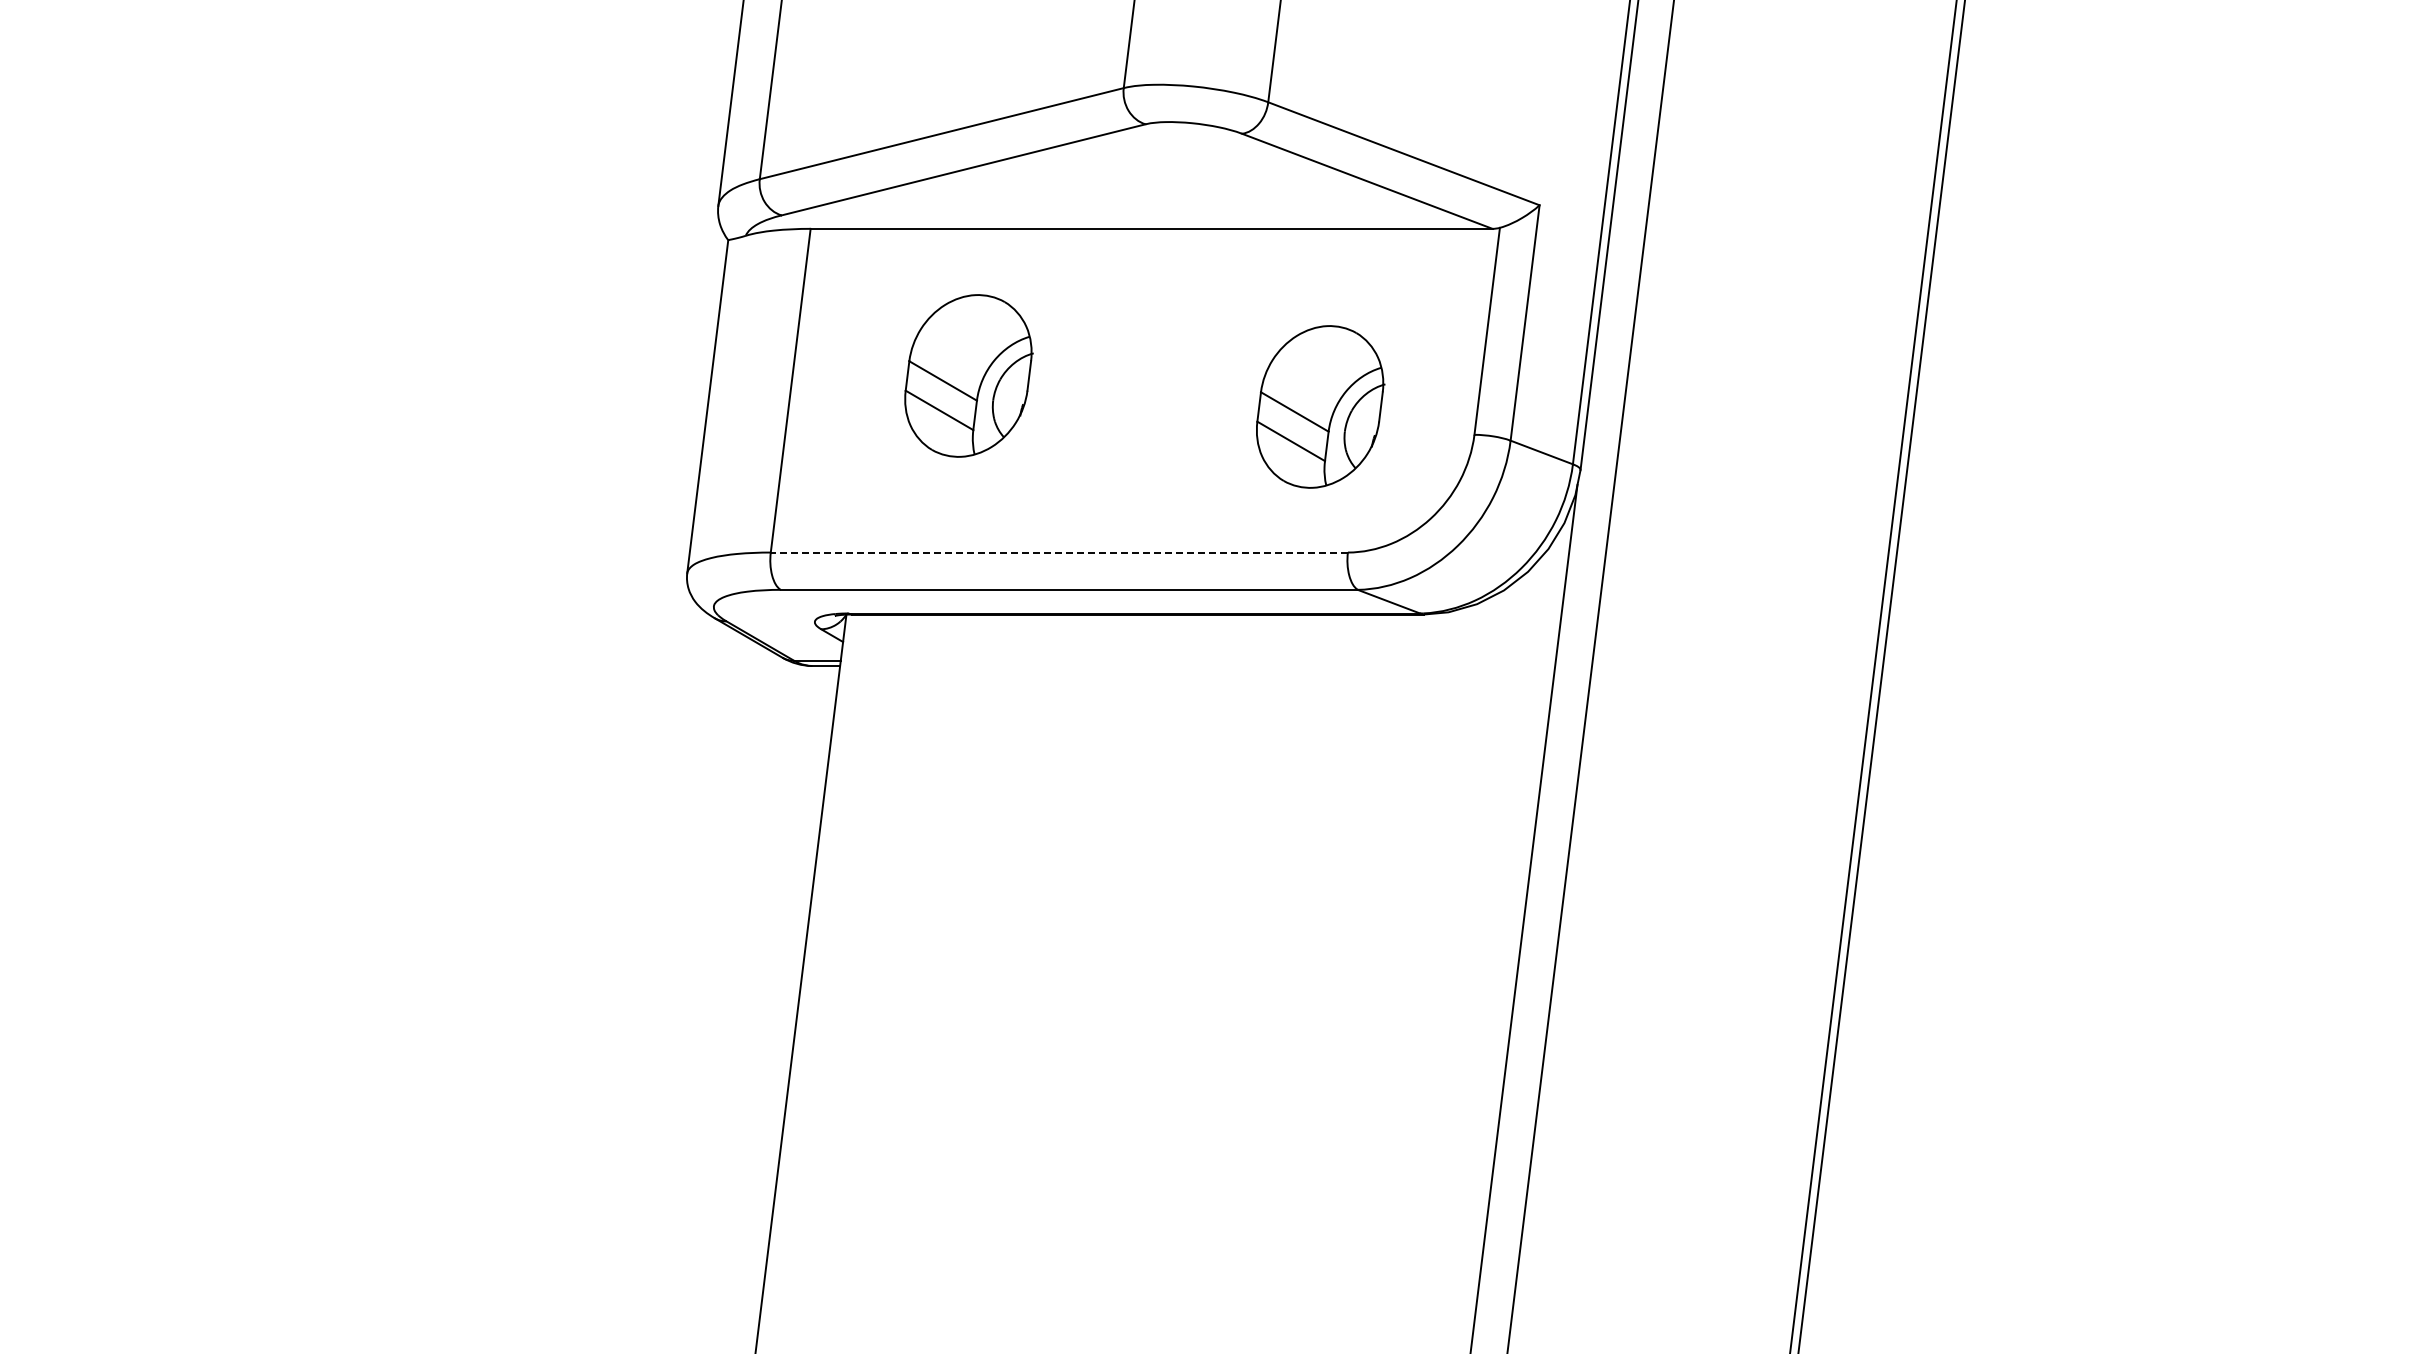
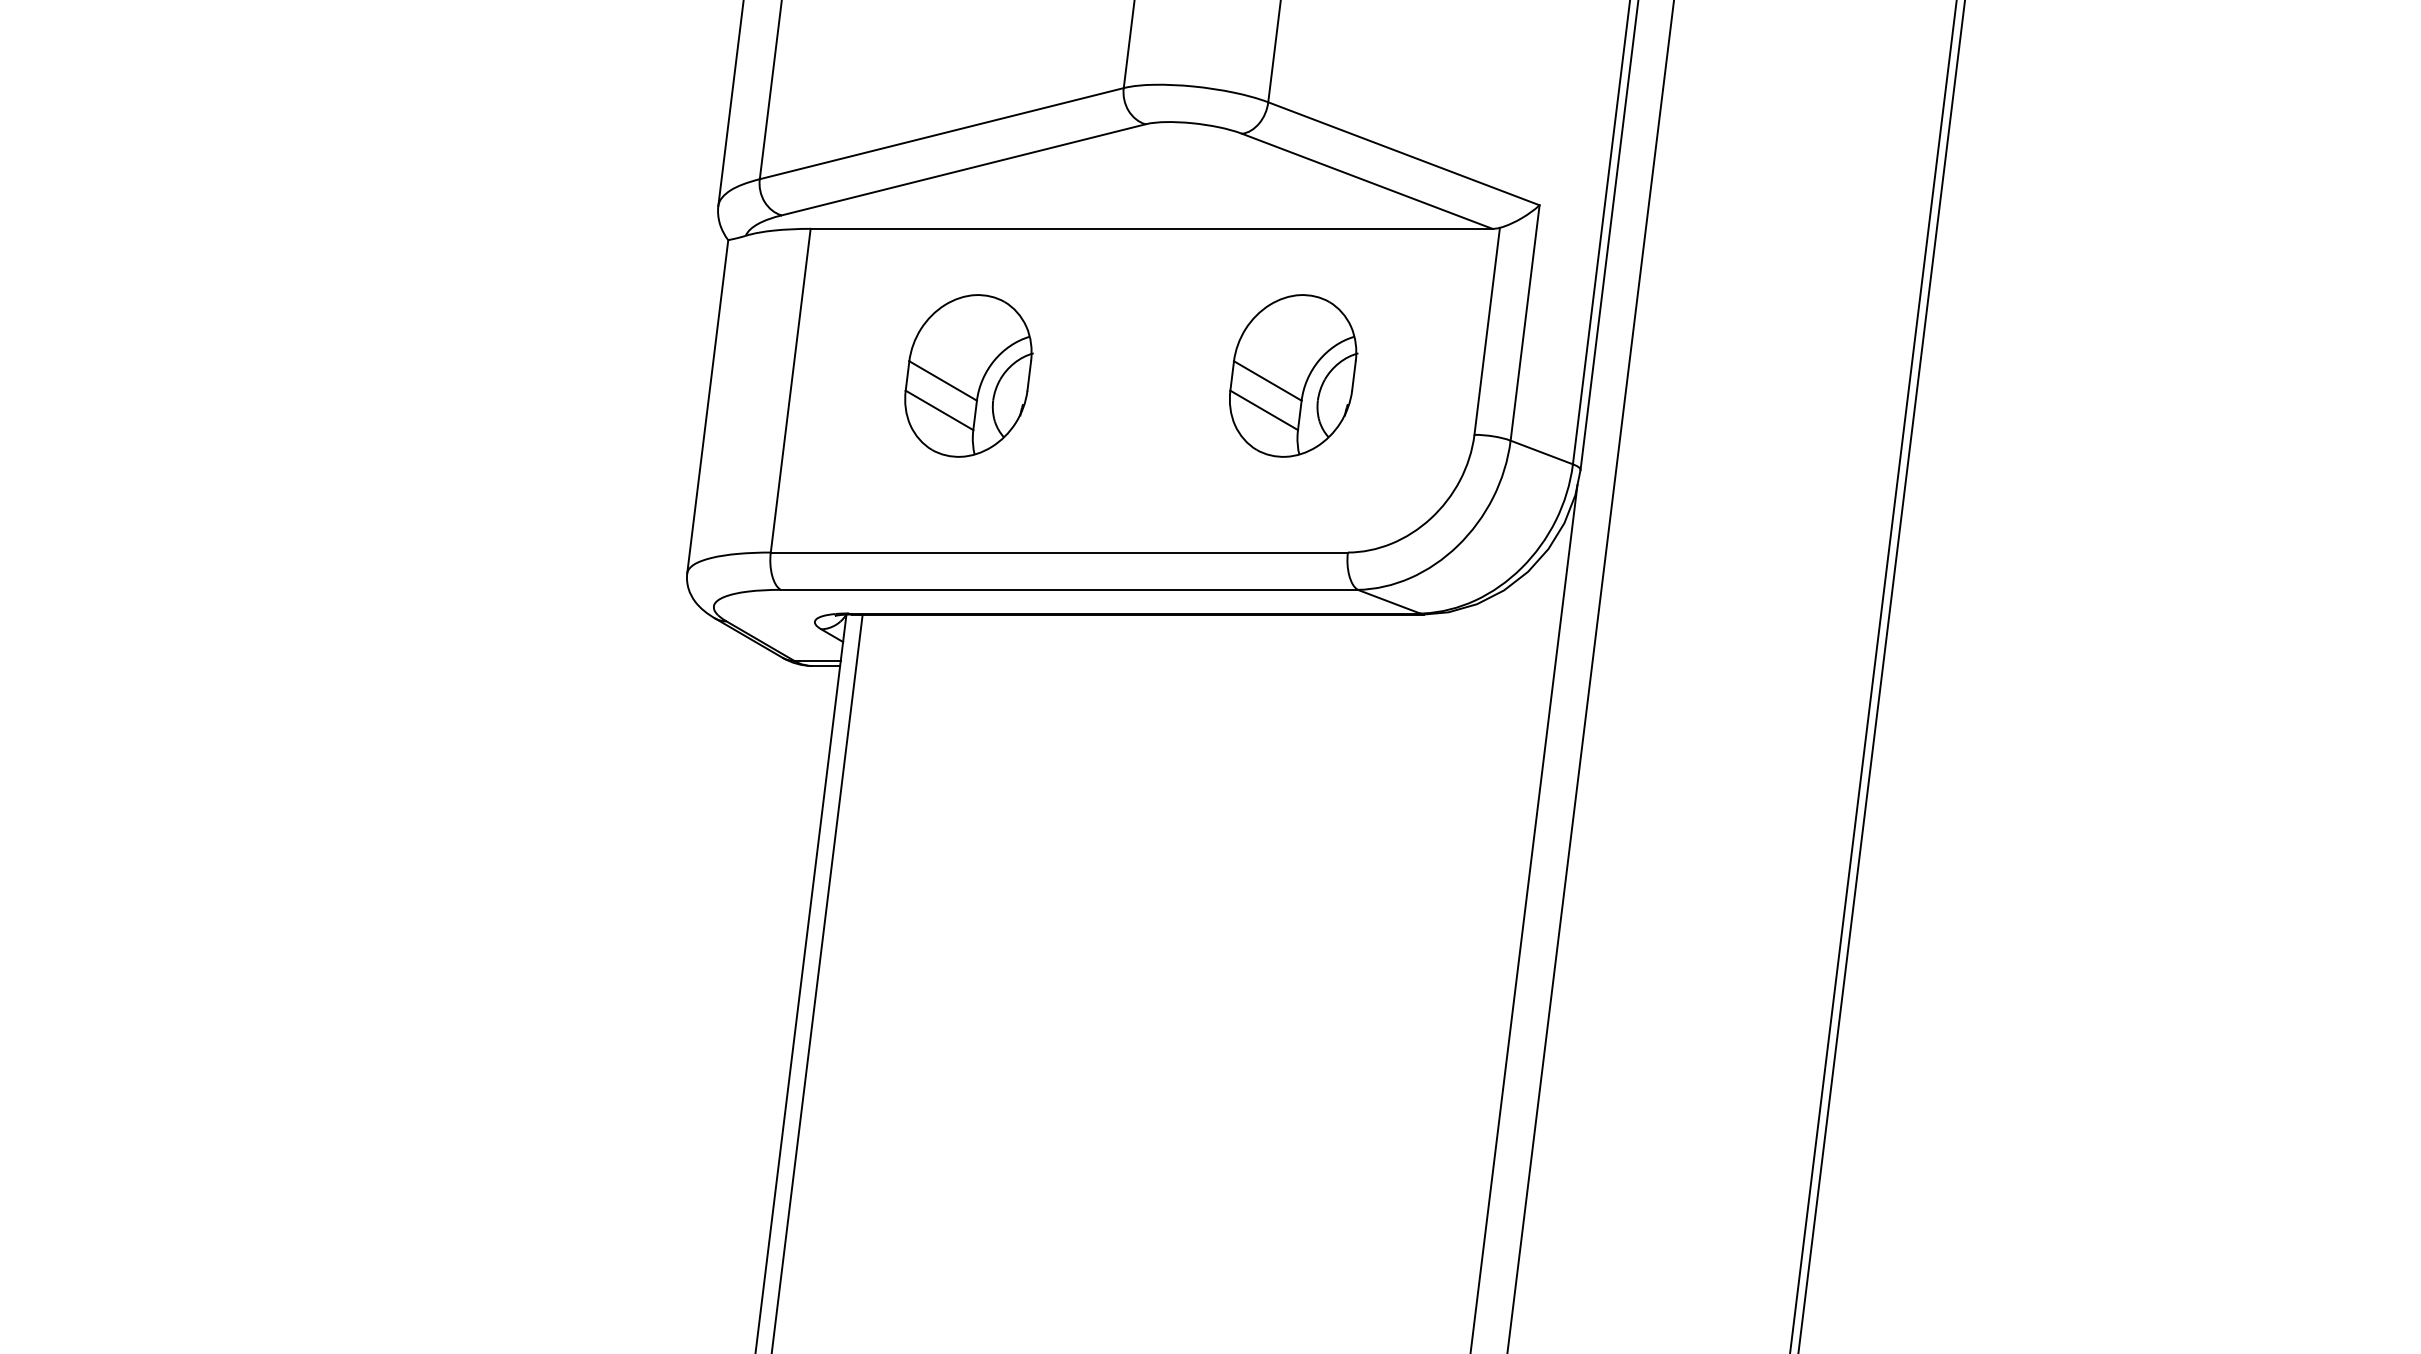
part position: (1320, 406) -> (1293, 375) (1293, 375)
line: dashed -> solid (1059, 552)
line: none -> present (817, 982)
